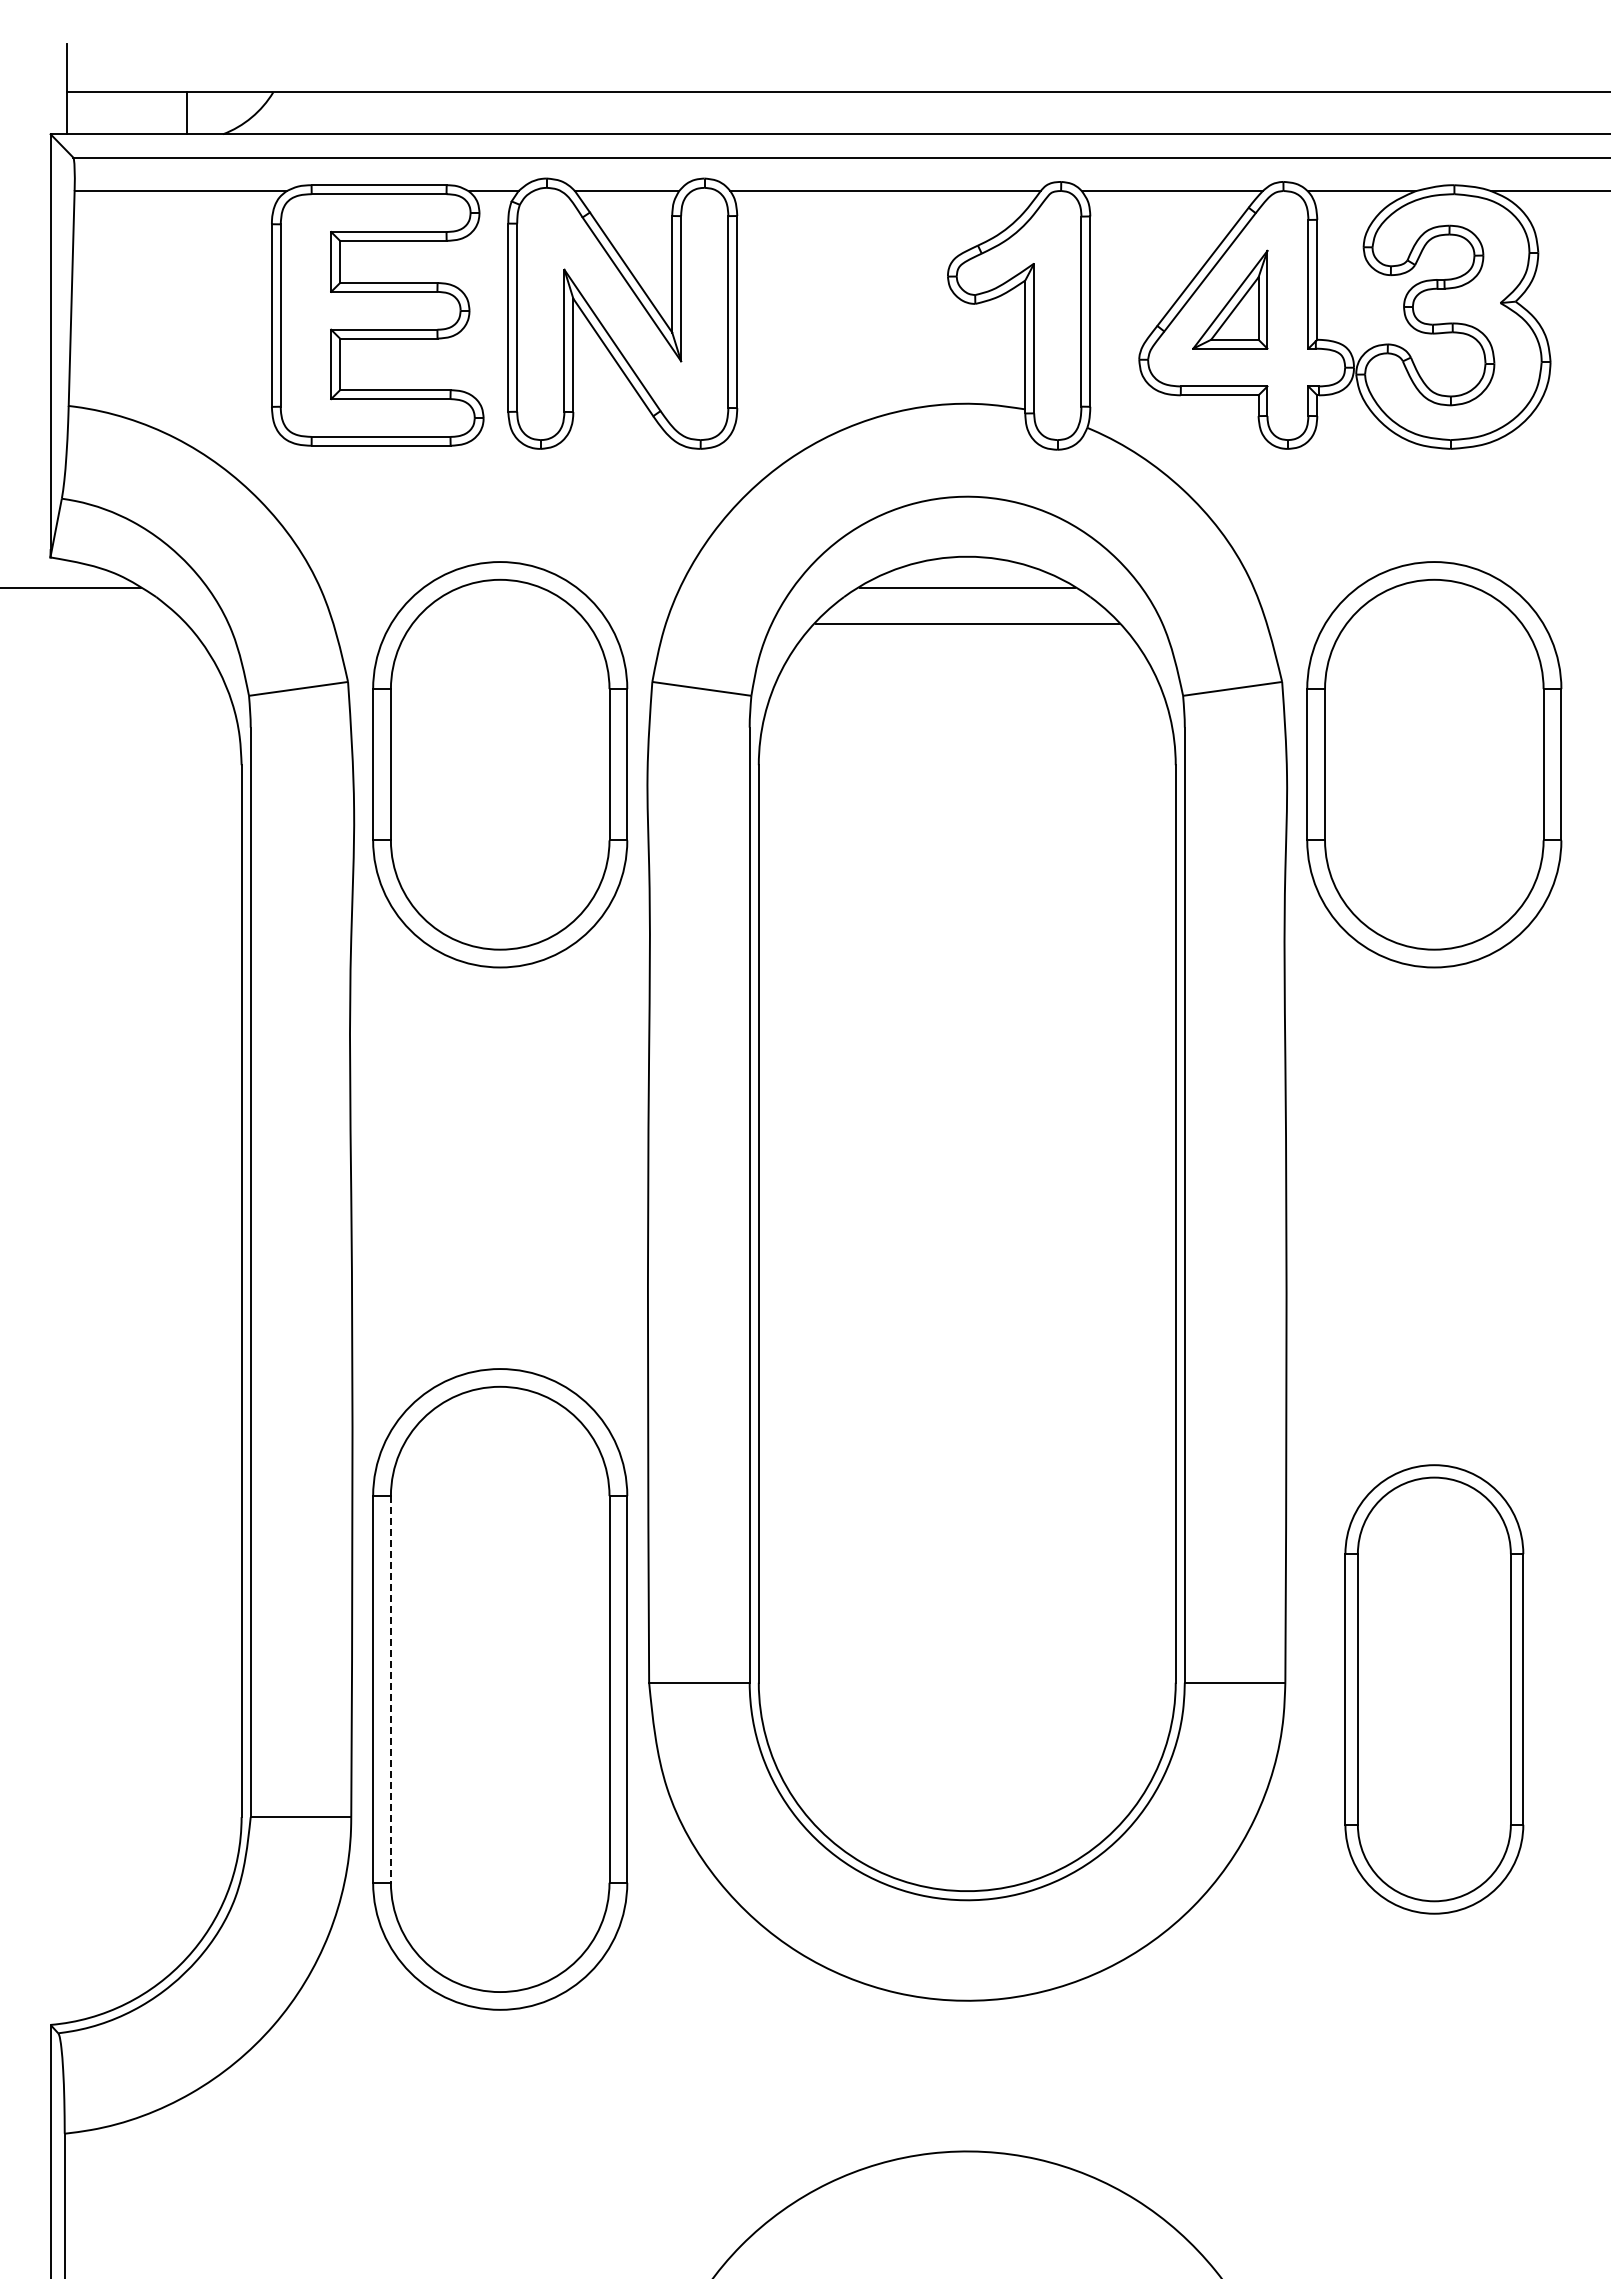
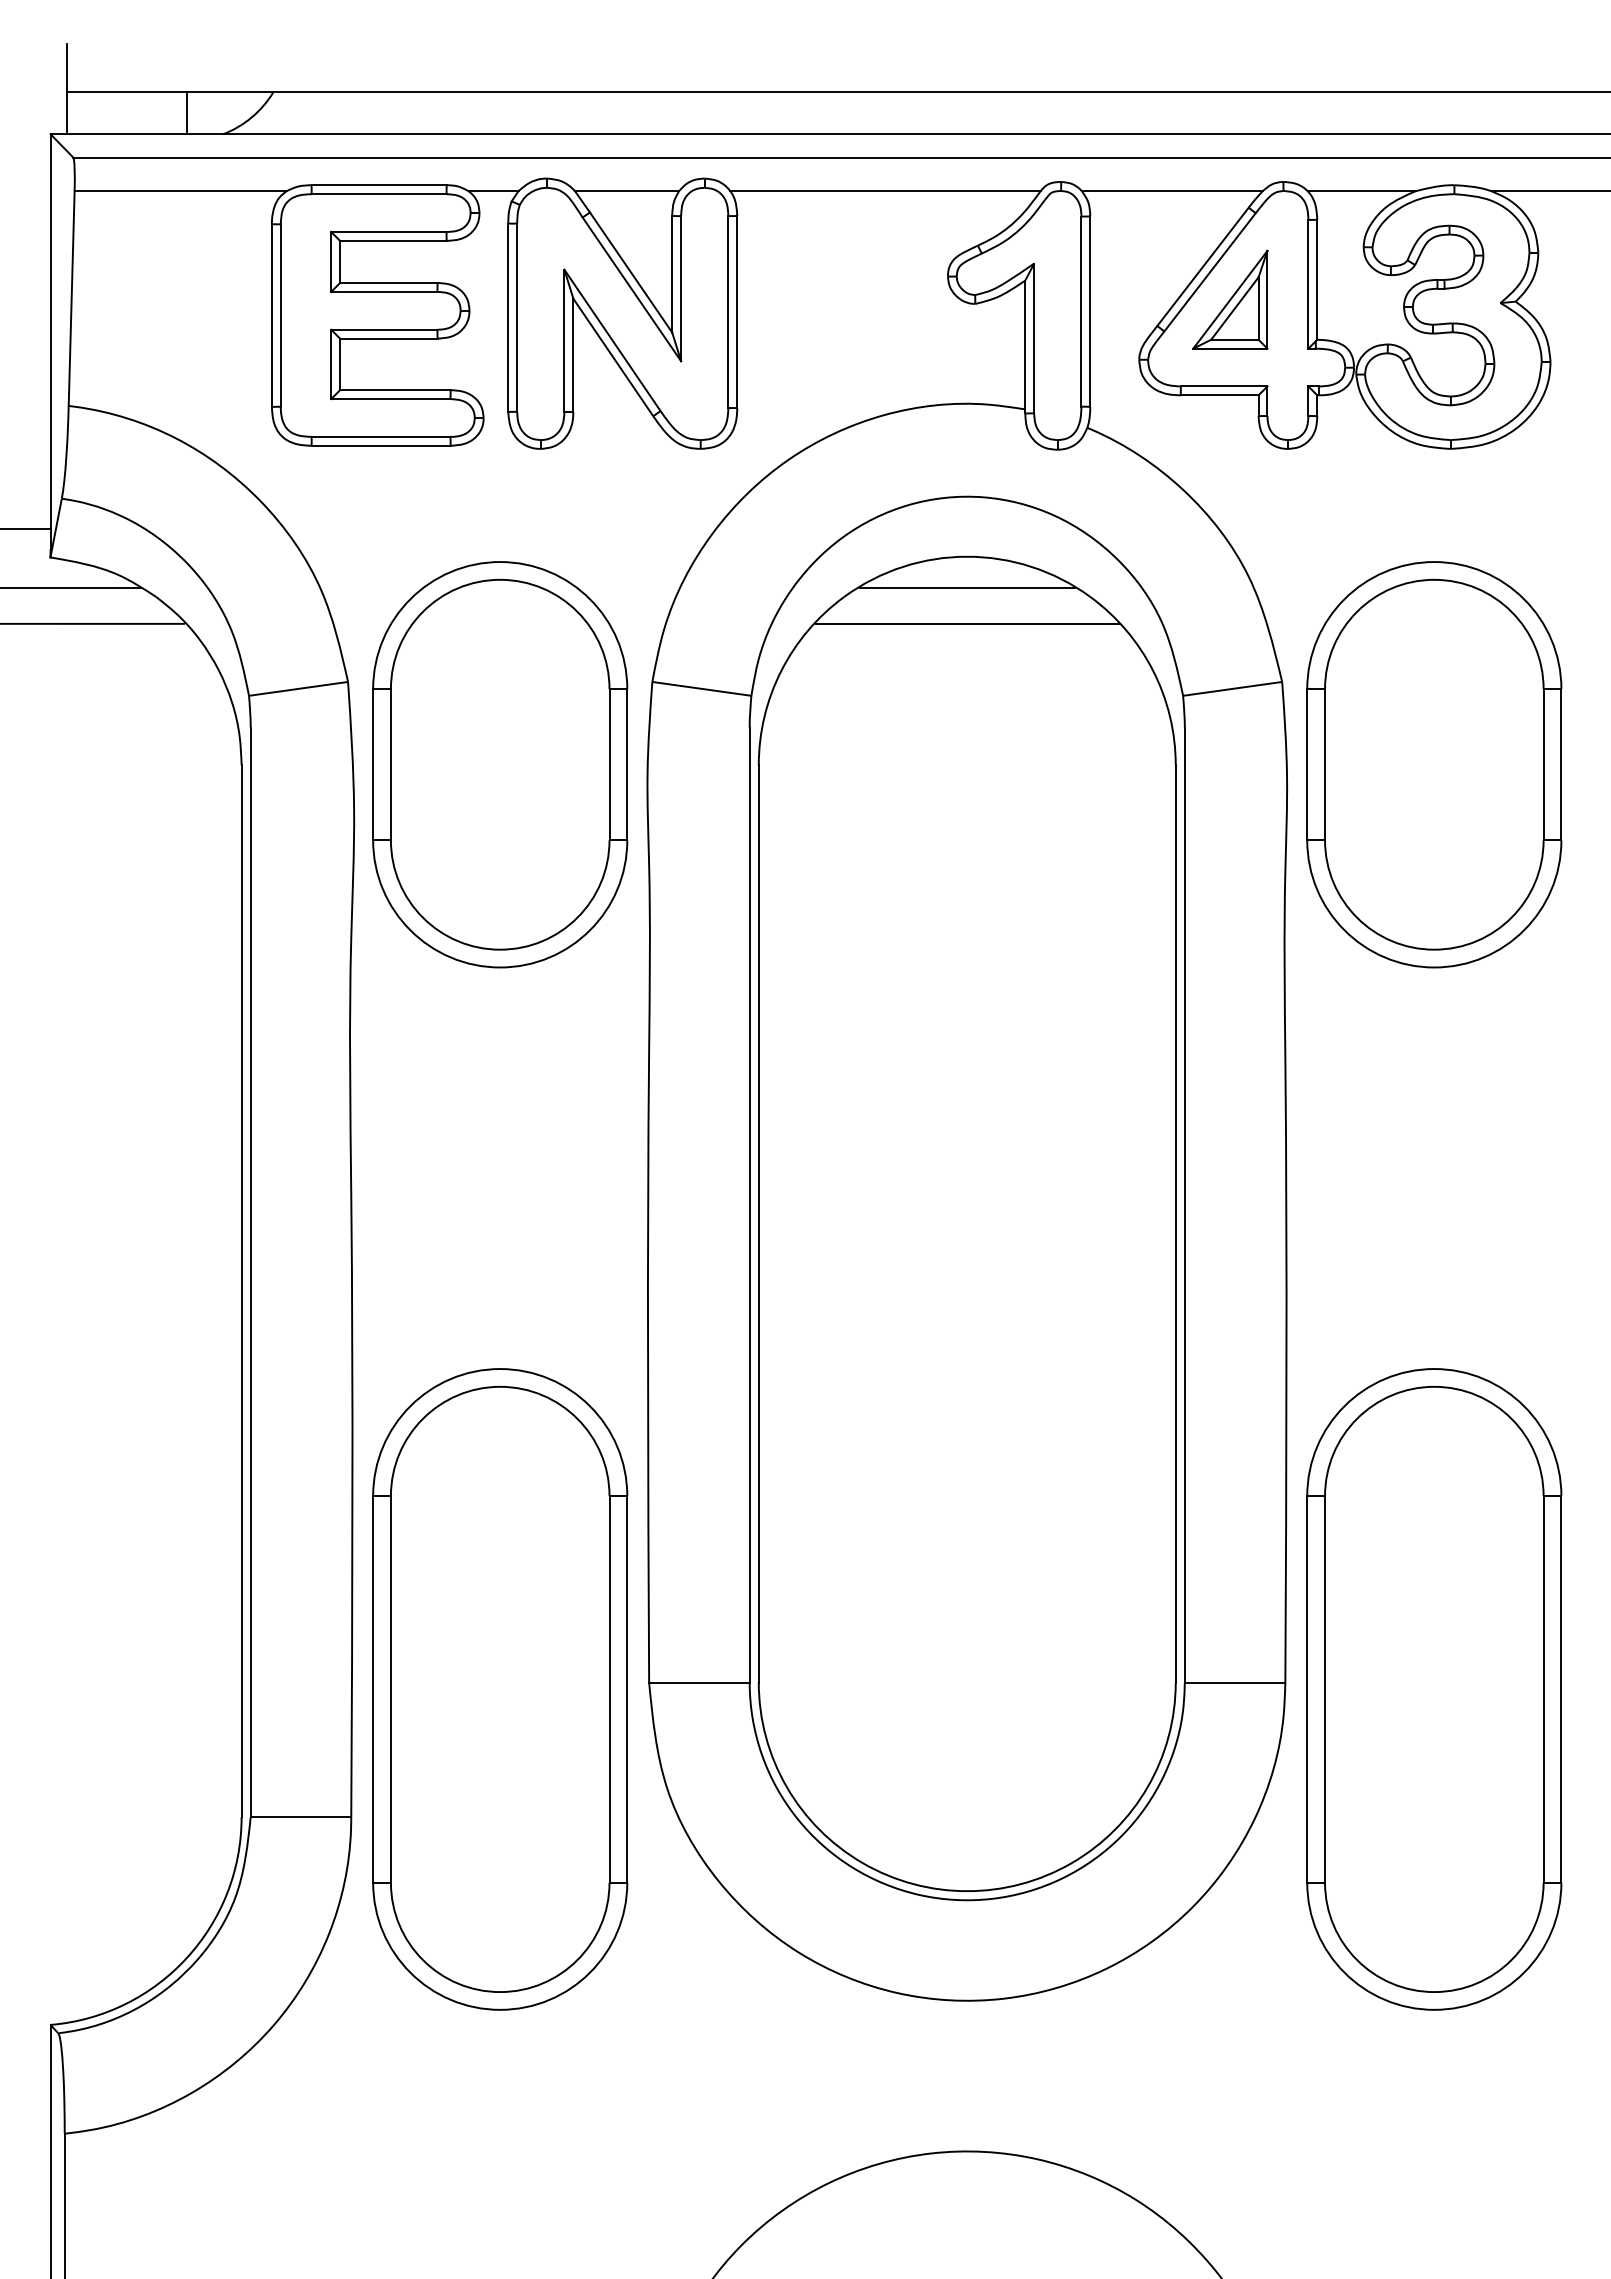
line: none -> present (26, 529)
line: none -> present (93, 623)
line: dashed -> solid (390, 1689)
part size: 181x451 px -> 257x643 px (1434, 1689)
